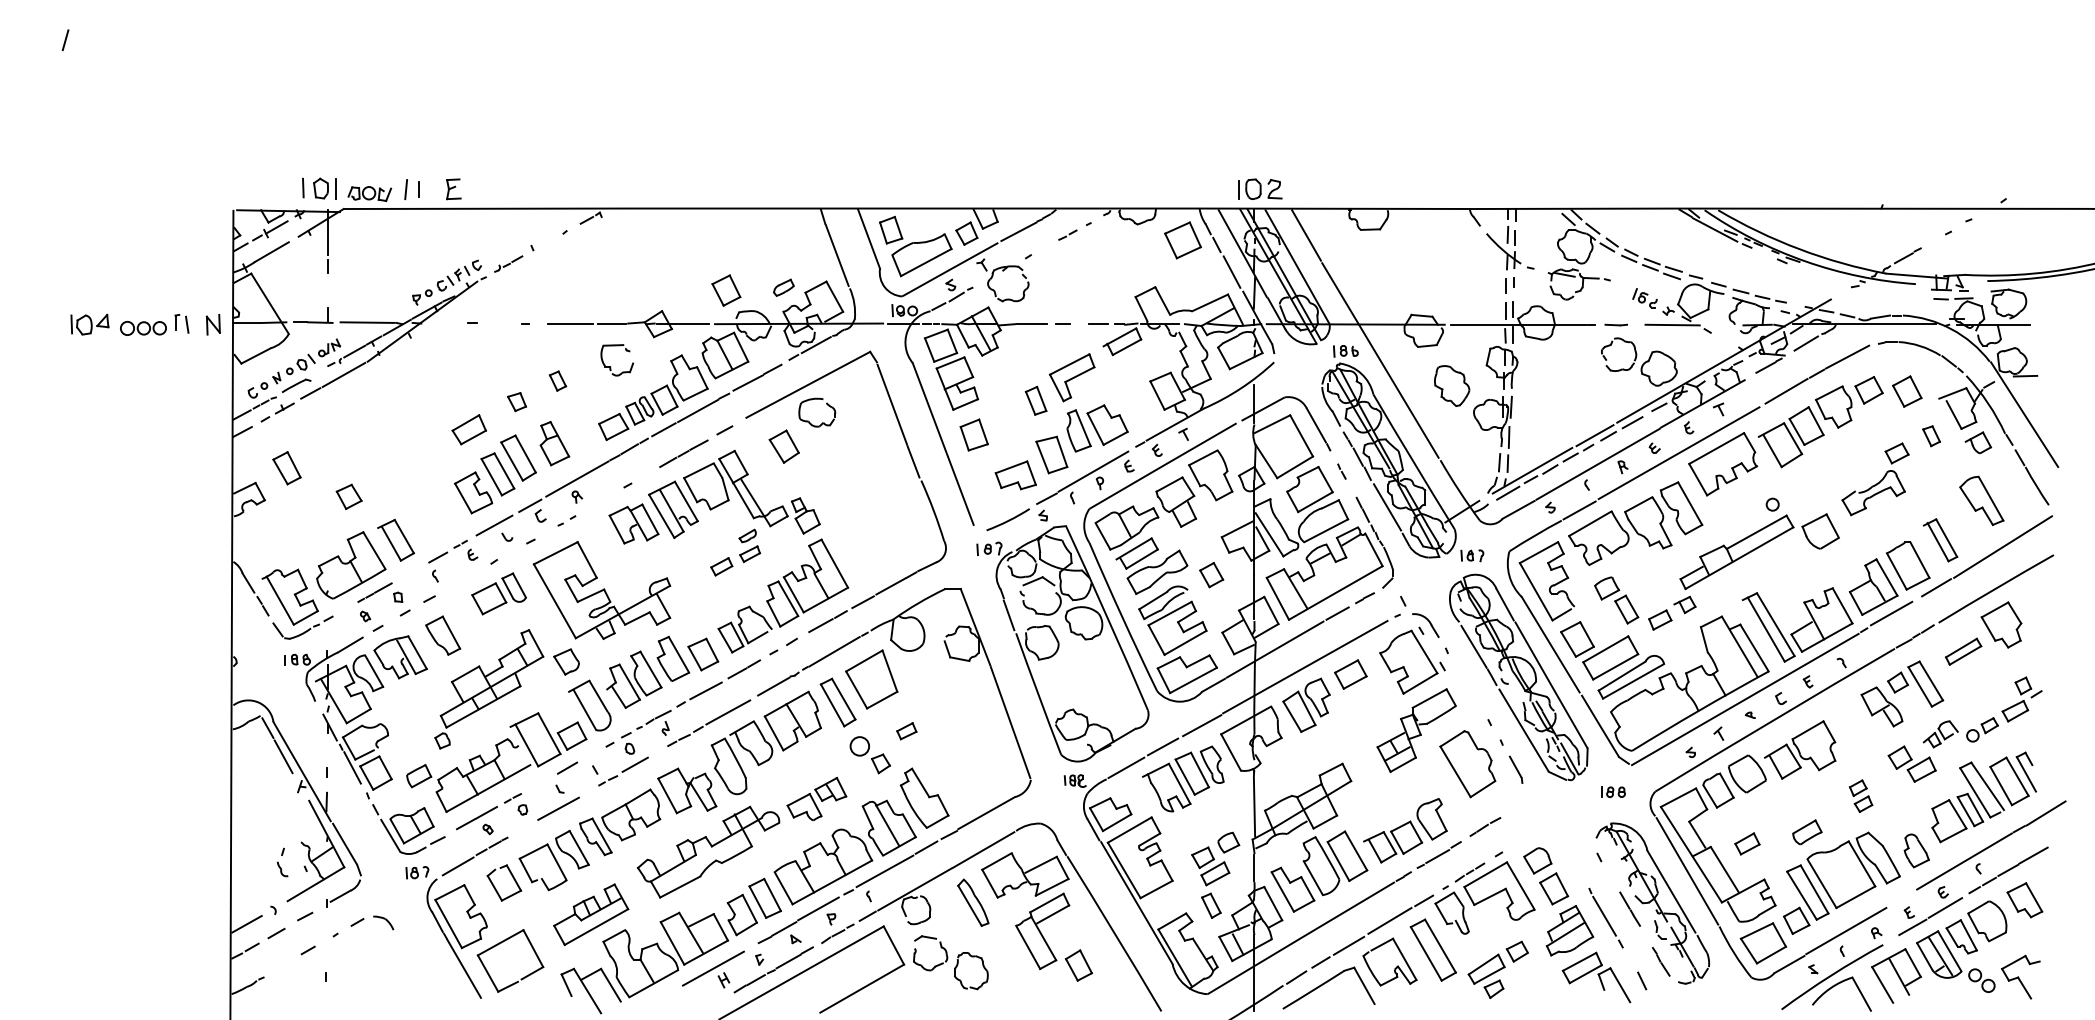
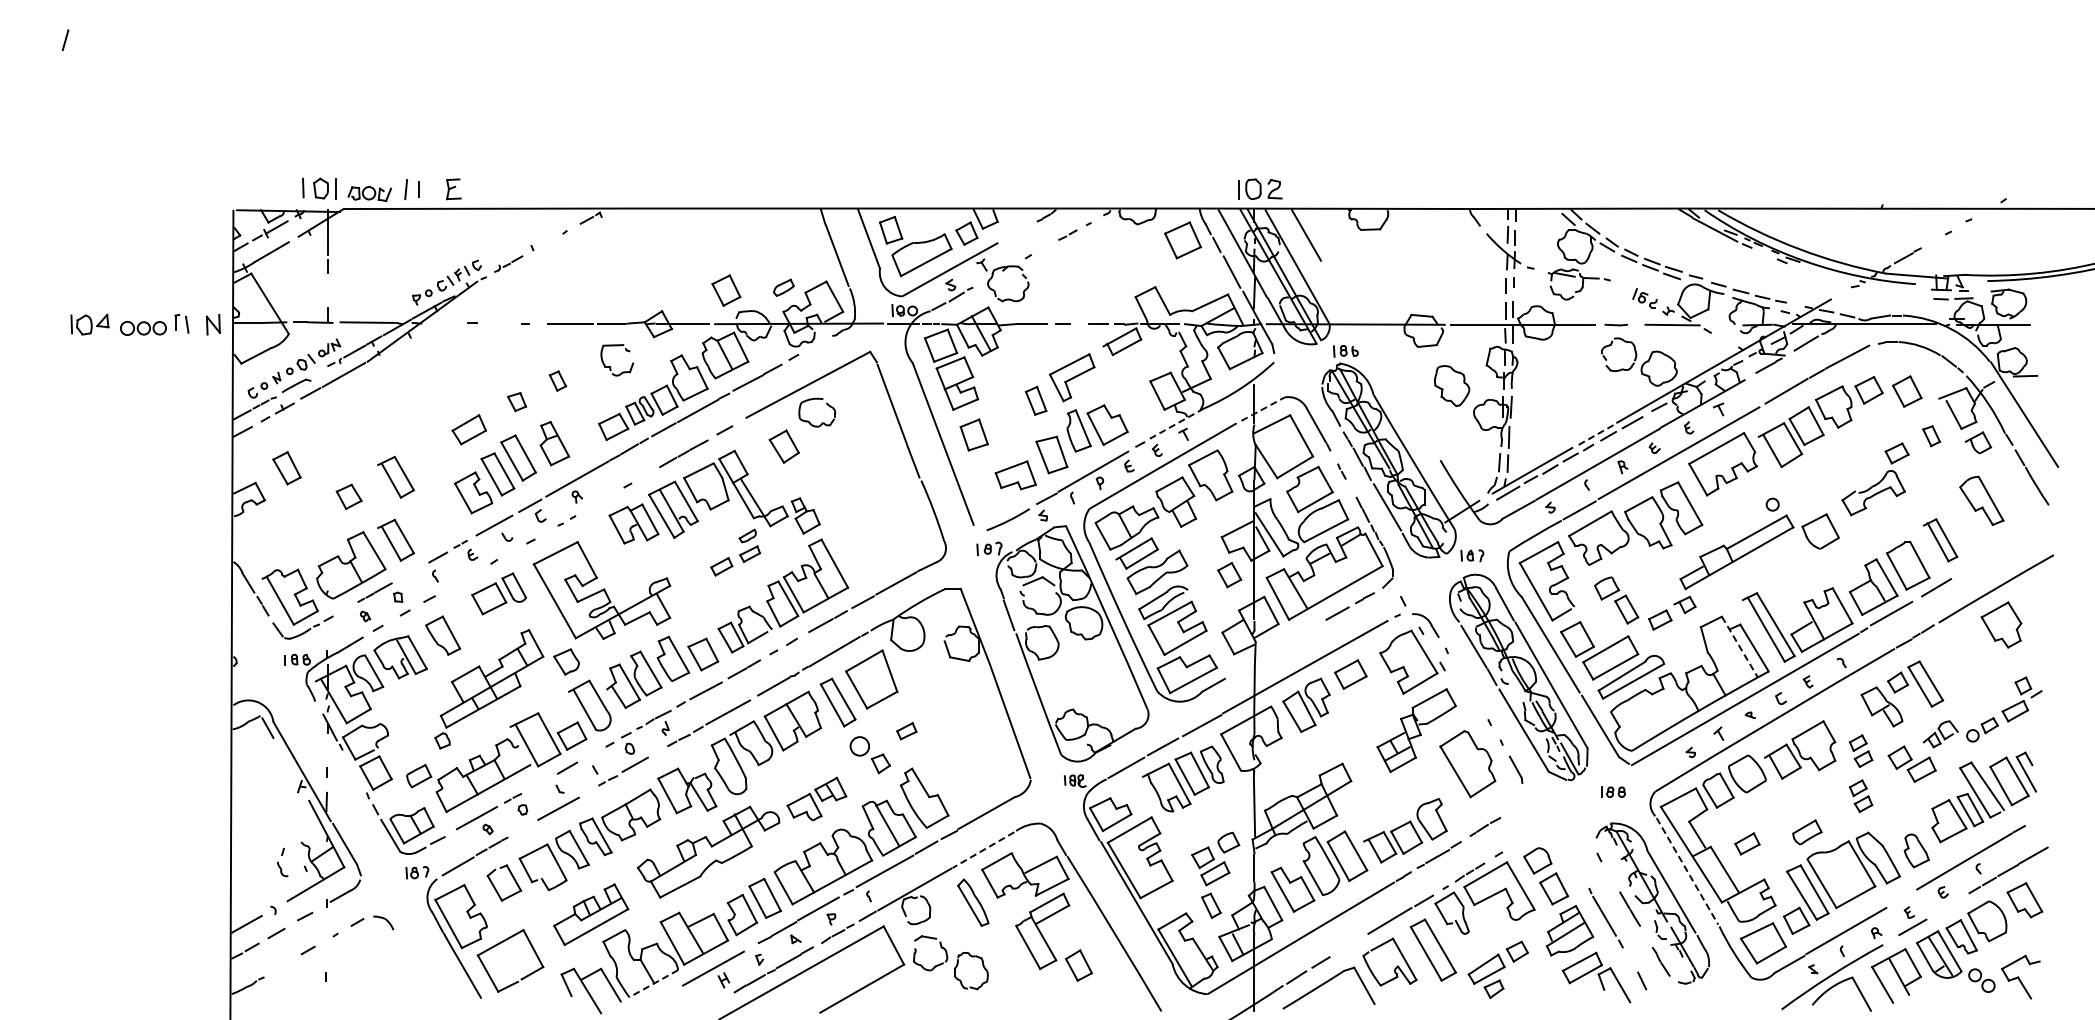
line: present -> none (1018, 231)
line: present -> none (815, 345)
line: present -> none (1380, 360)
arc: solid -> dashed (1263, 409)
line: solid -> dashed (1175, 424)
line: solid -> dashed (1594, 435)
part: none -> present (395, 476)
line: present -> none (2003, 546)
part position: (1211, 575) -> (1229, 575) (1229, 575)
line: solid -> dashed (1740, 647)
line: present -> none (1274, 649)
part: present -> none (1963, 651)
part: none -> present (1861, 750)
line: present -> none (283, 756)
line: present -> none (352, 767)
line: present -> none (2045, 813)
line: solid -> dashed (983, 850)
line: solid -> dashed (1687, 871)
line: present -> none (1945, 907)
line: present -> none (1348, 945)
line: solid -> dashed (653, 983)
